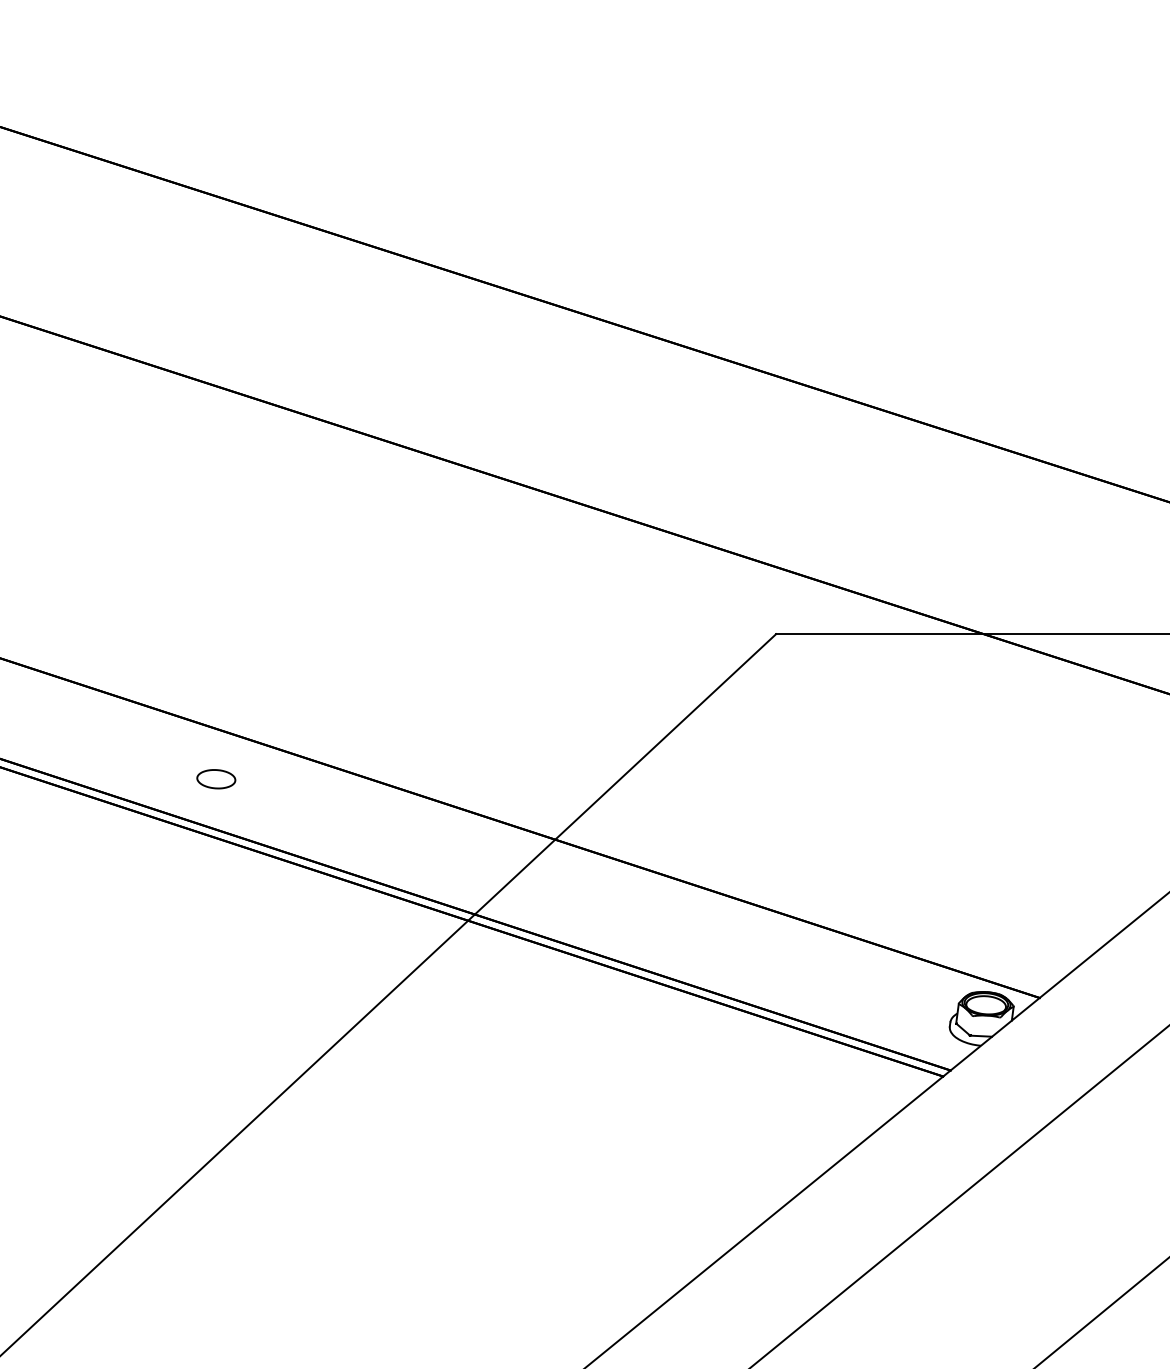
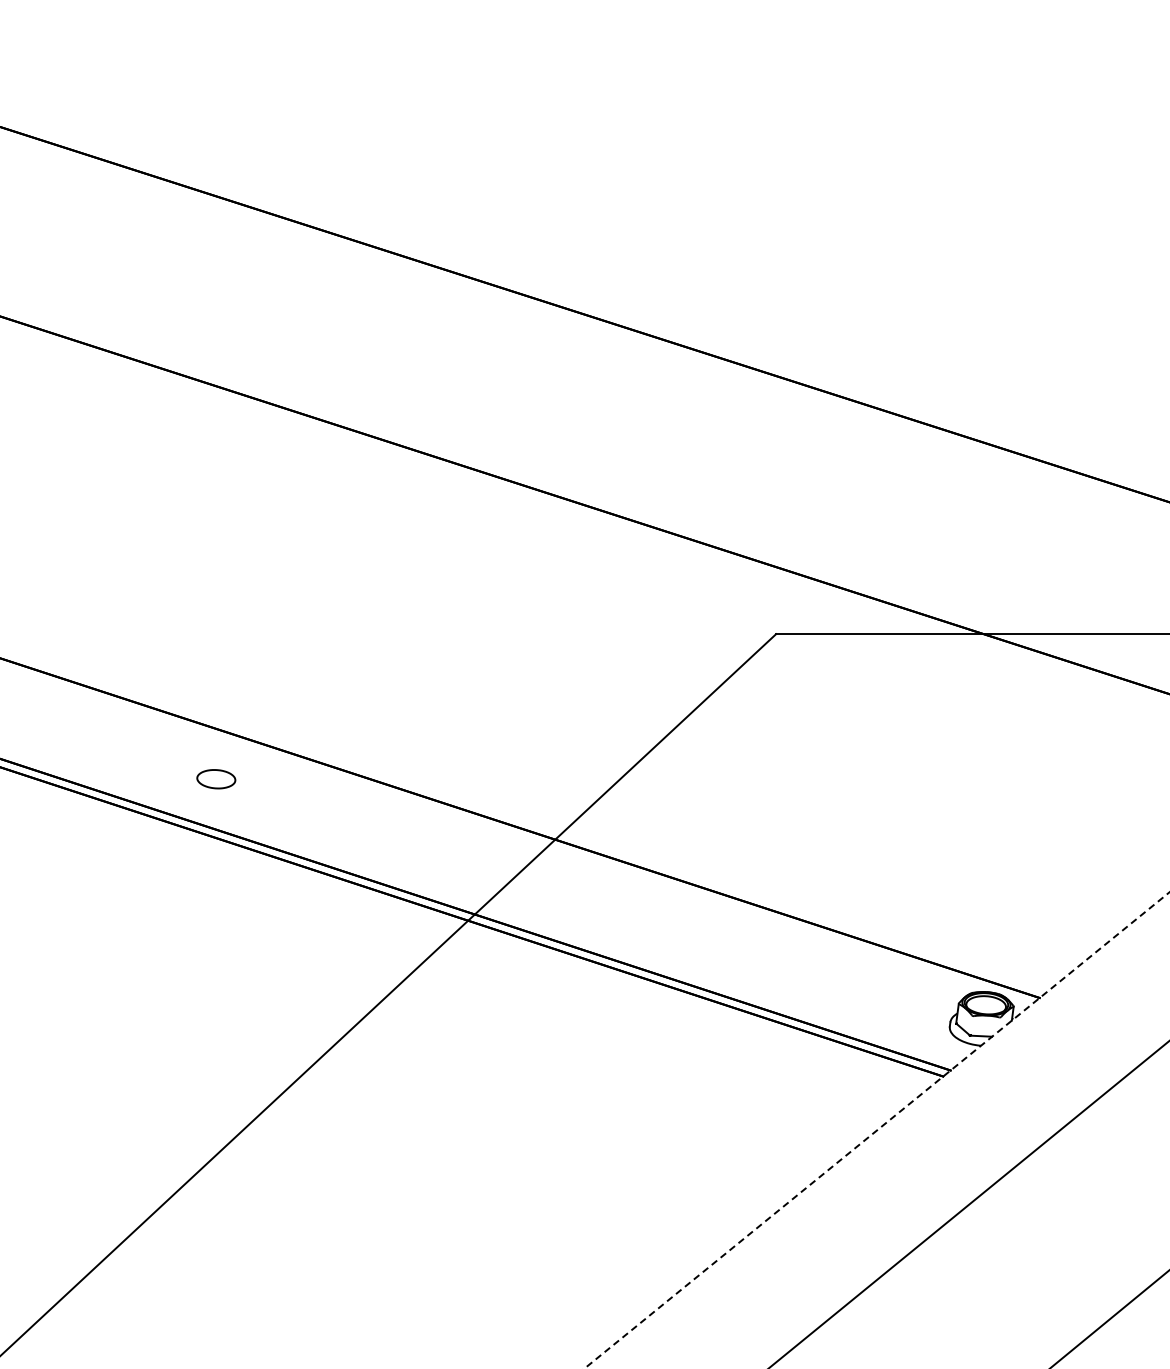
line: solid -> dashed (876, 1130)
line position: (959, 1196) -> (969, 1204) (969, 1204)
line position: (1101, 1312) -> (1109, 1318) (1109, 1318)
